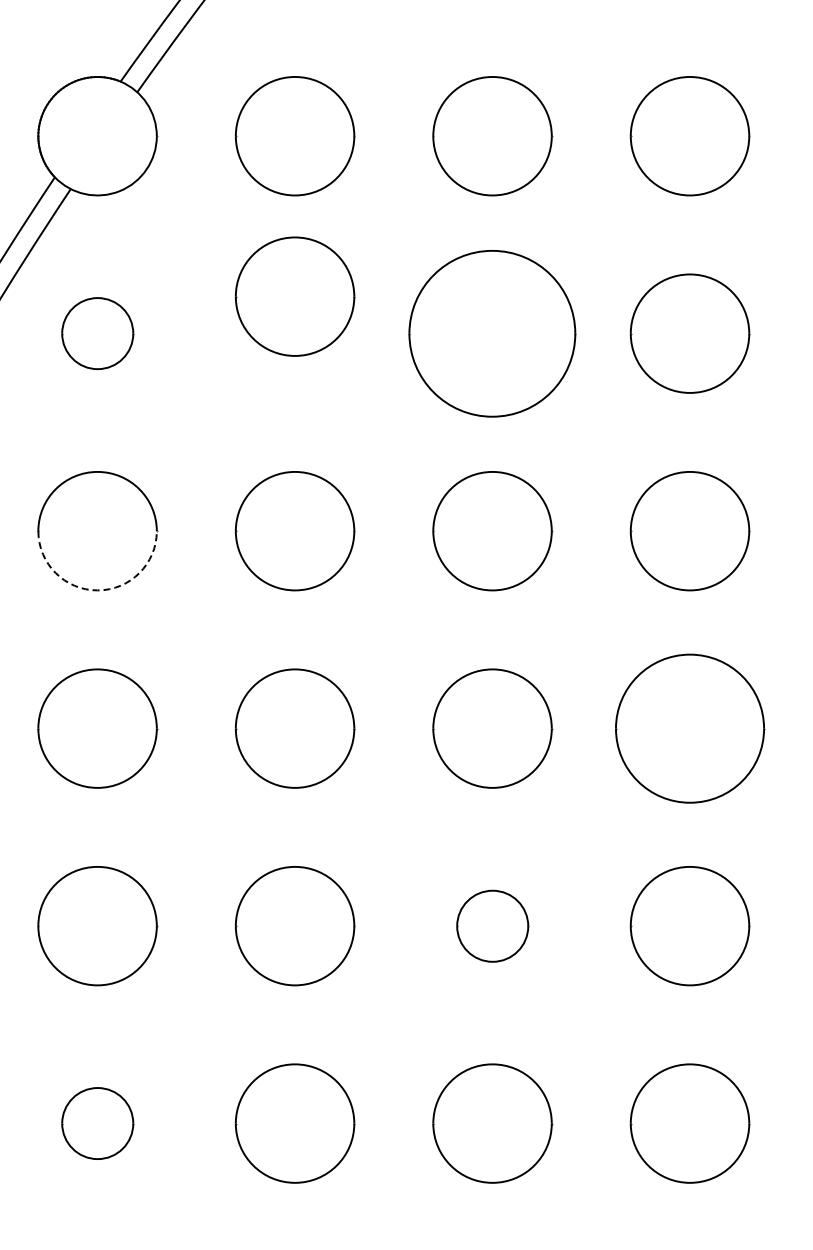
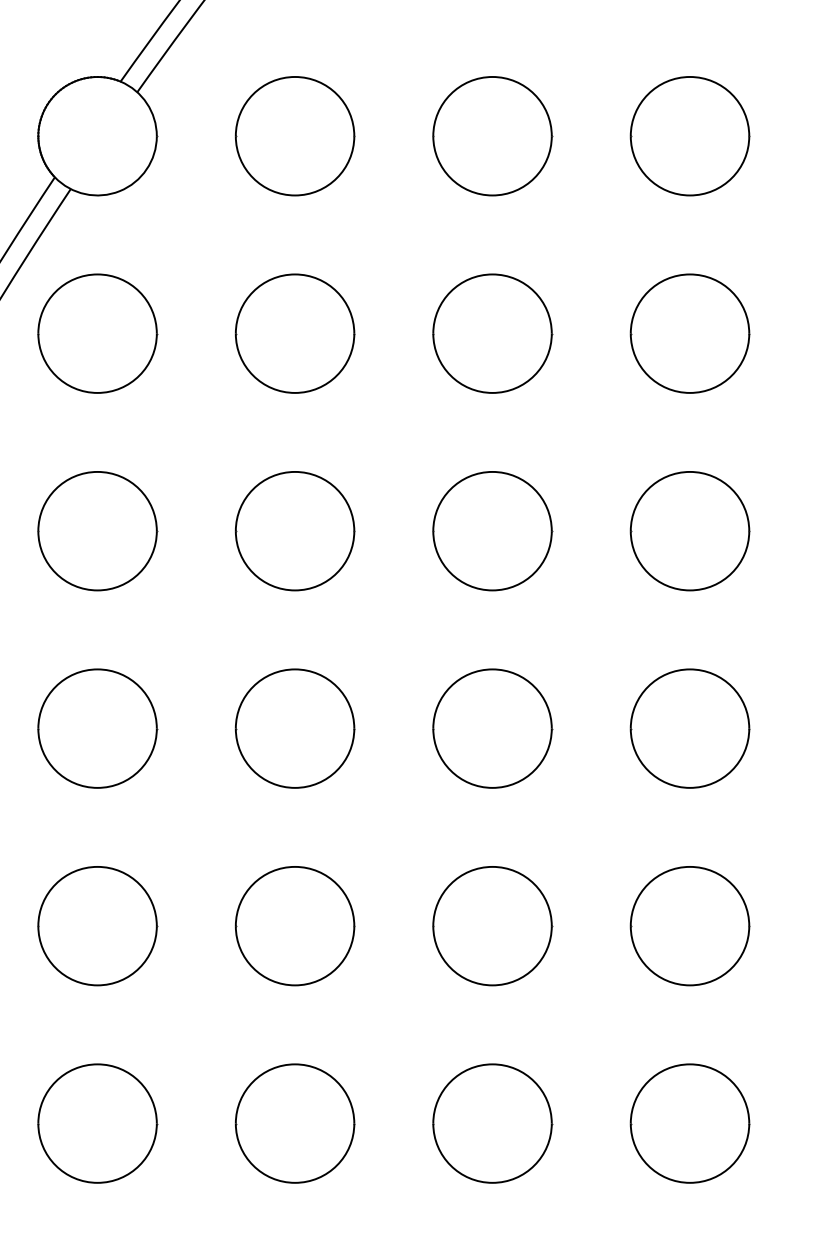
part position: (294, 296) -> (294, 333) (294, 333)
part size: 74x73 px -> 122x121 px (97, 333)
part size: 169x168 px -> 122x121 px (492, 333)
arc: dashed -> solid (97, 590)
part size: 151x151 px -> 122x121 px (689, 728)
part size: 74x74 px -> 122x121 px (492, 926)
part size: 74x73 px -> 122x121 px (97, 1123)
